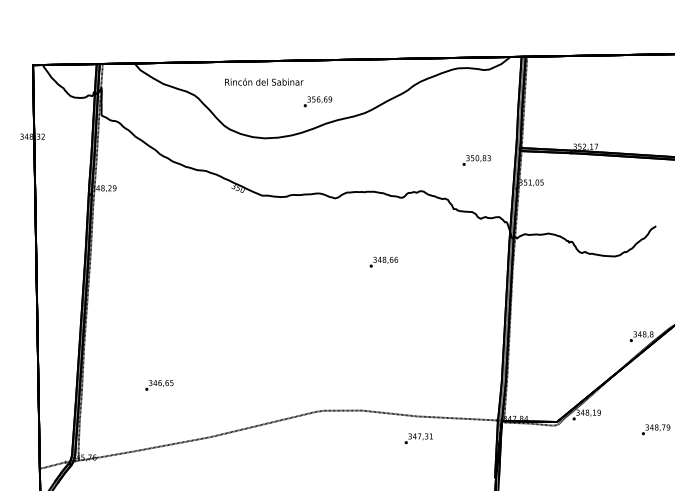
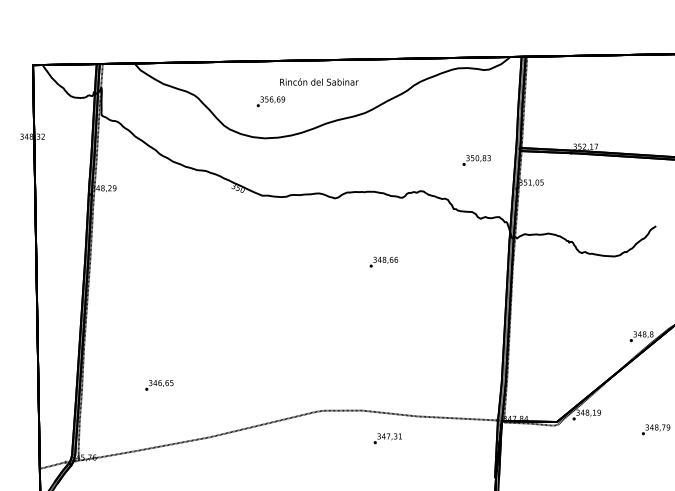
text position: (264, 81) -> (319, 81) (319, 81)
text position: (317, 101) -> (270, 101) (270, 101)
text position: (418, 438) -> (387, 438) (387, 438)
